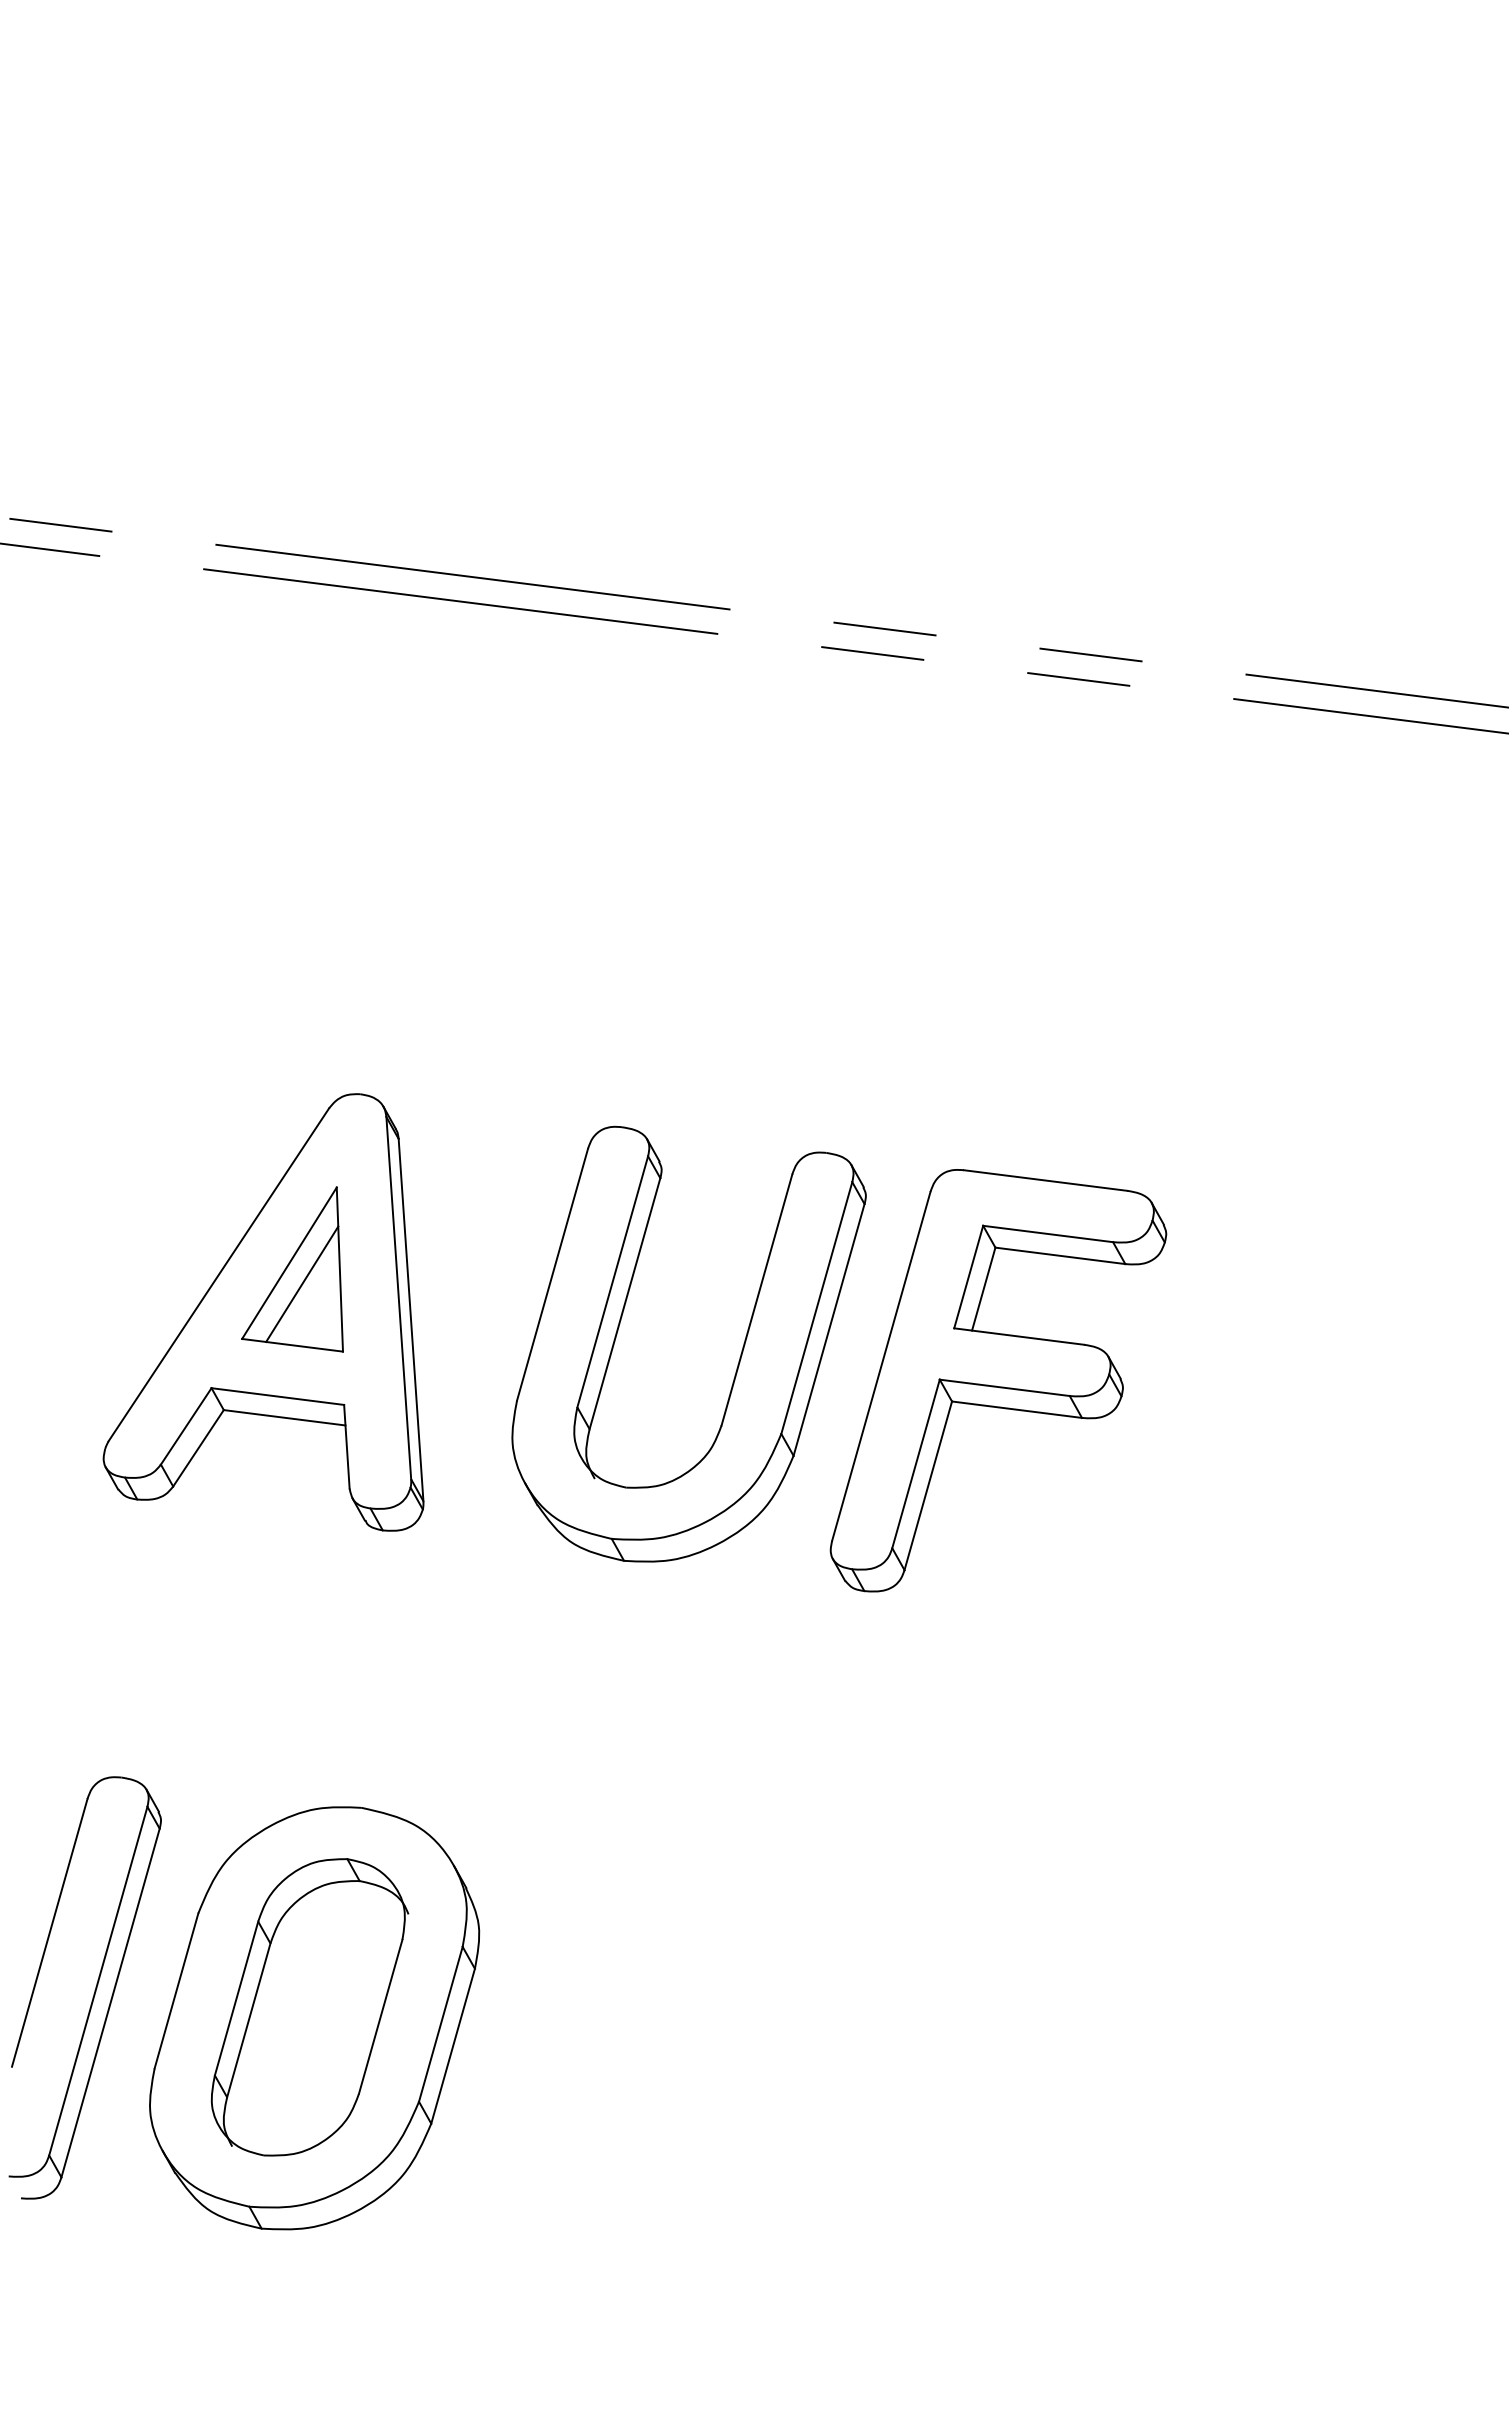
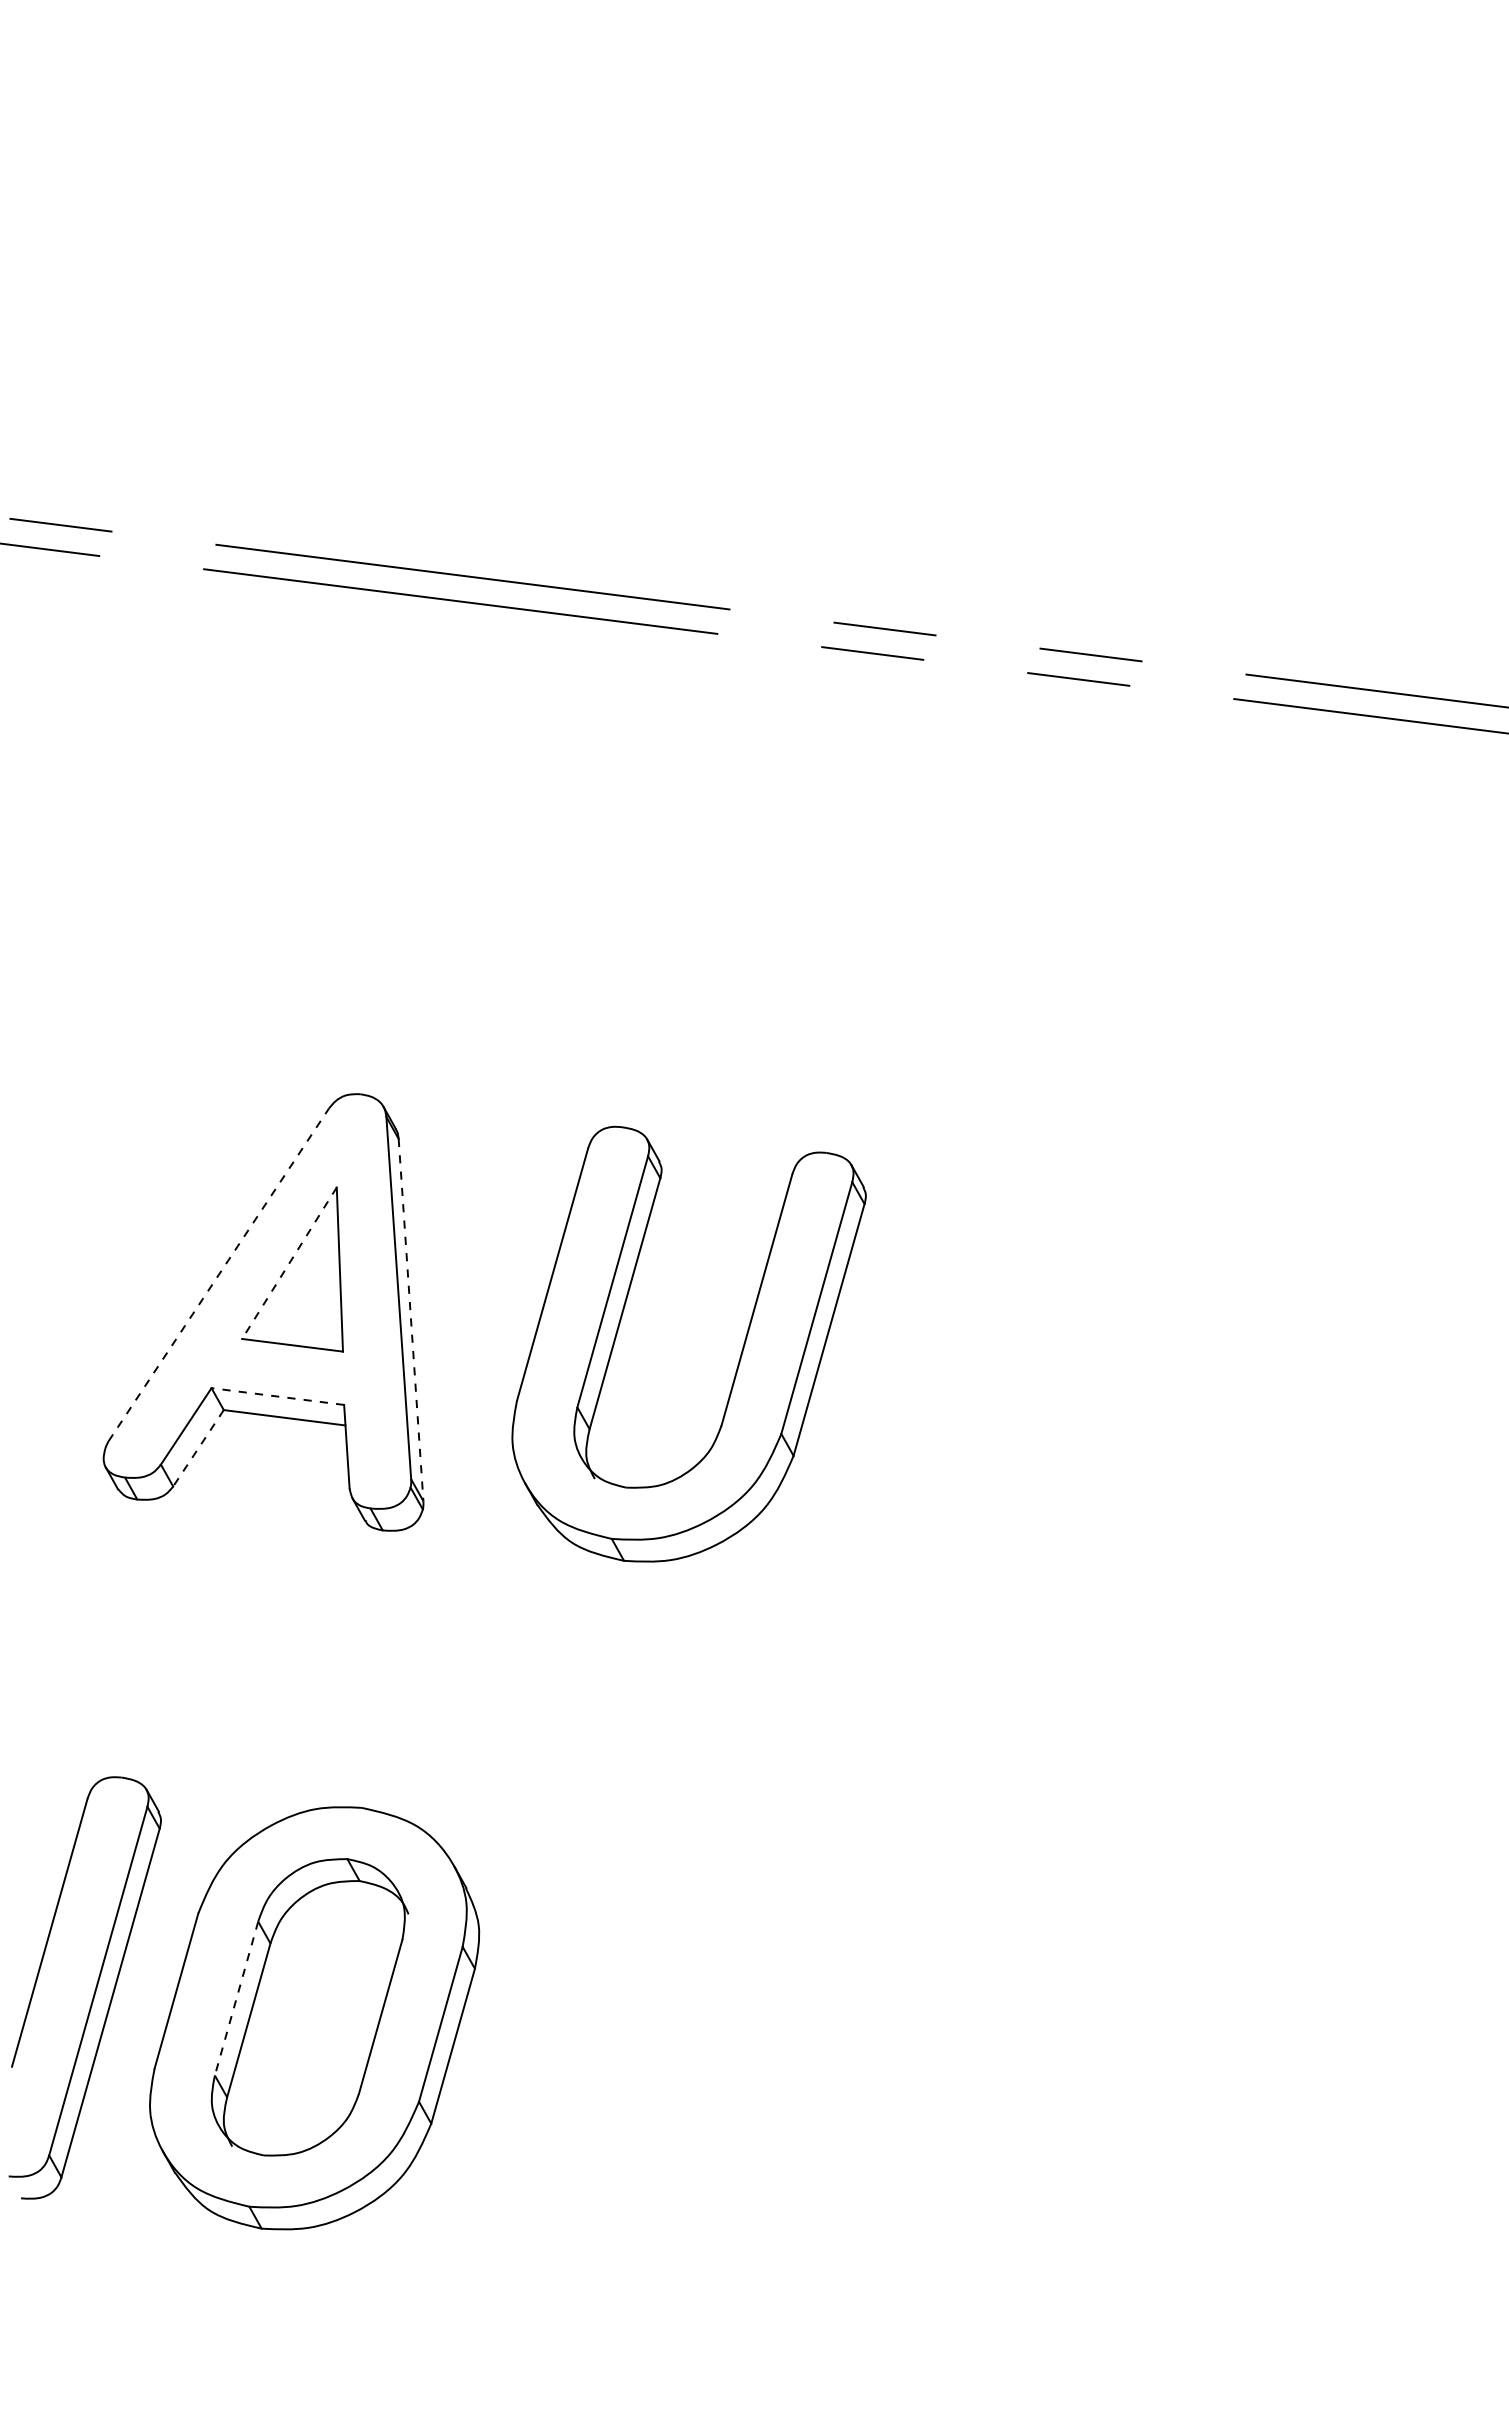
line: solid -> dashed (289, 1263)
line: solid -> dashed (218, 1274)
line: present -> none (302, 1283)
line: solid -> dashed (411, 1320)
part: present -> none (998, 1380)
line: solid -> dashed (277, 1396)
line: solid -> dashed (198, 1448)
line: solid -> dashed (236, 1998)
